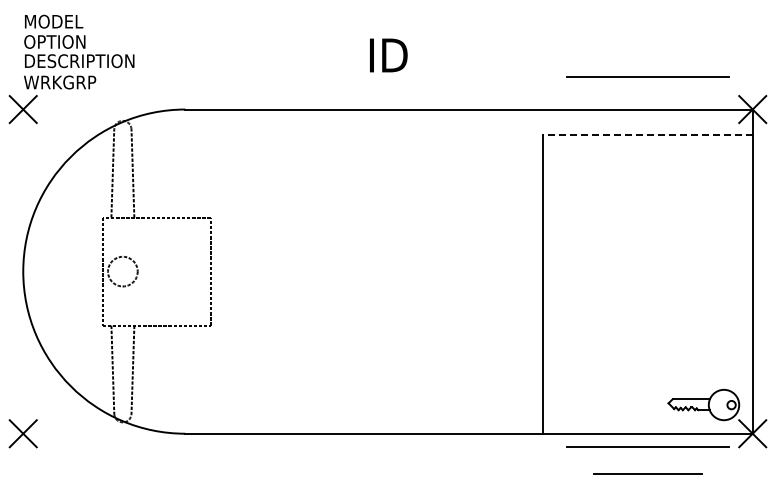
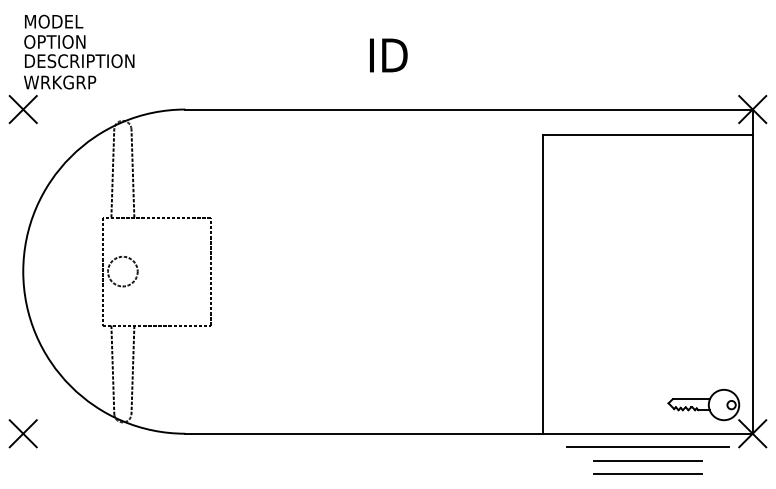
line: present -> none (647, 76)
line: dashed -> solid (648, 134)
line: none -> present (647, 460)
